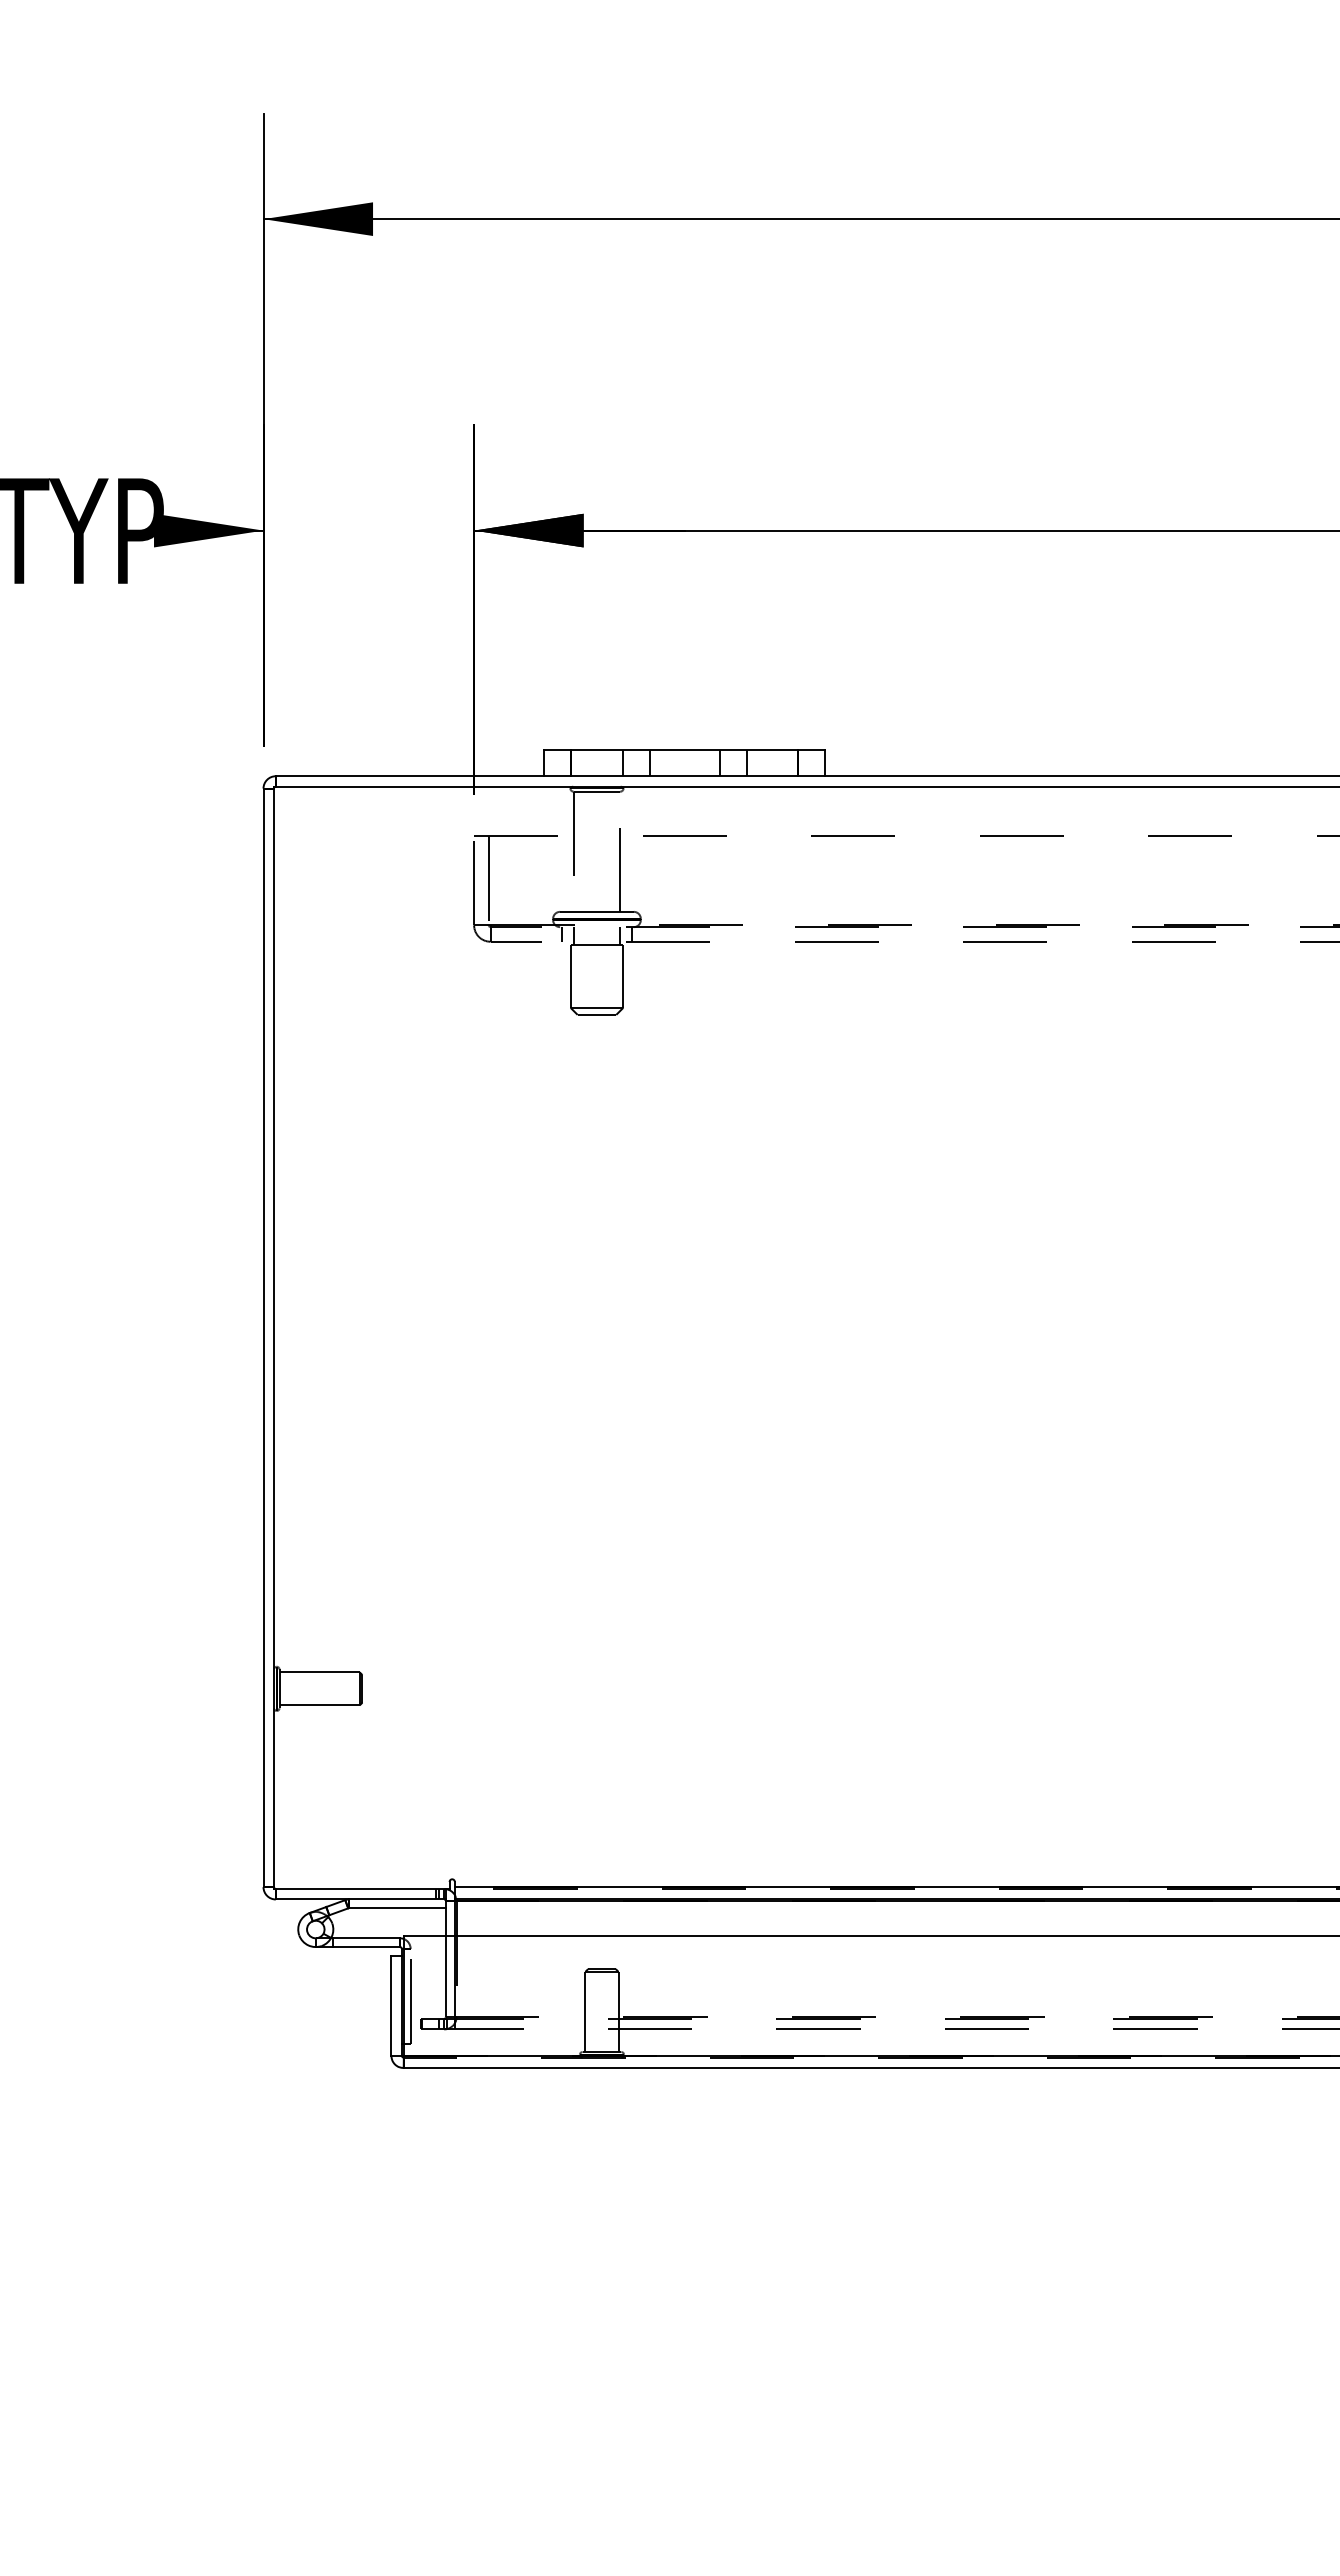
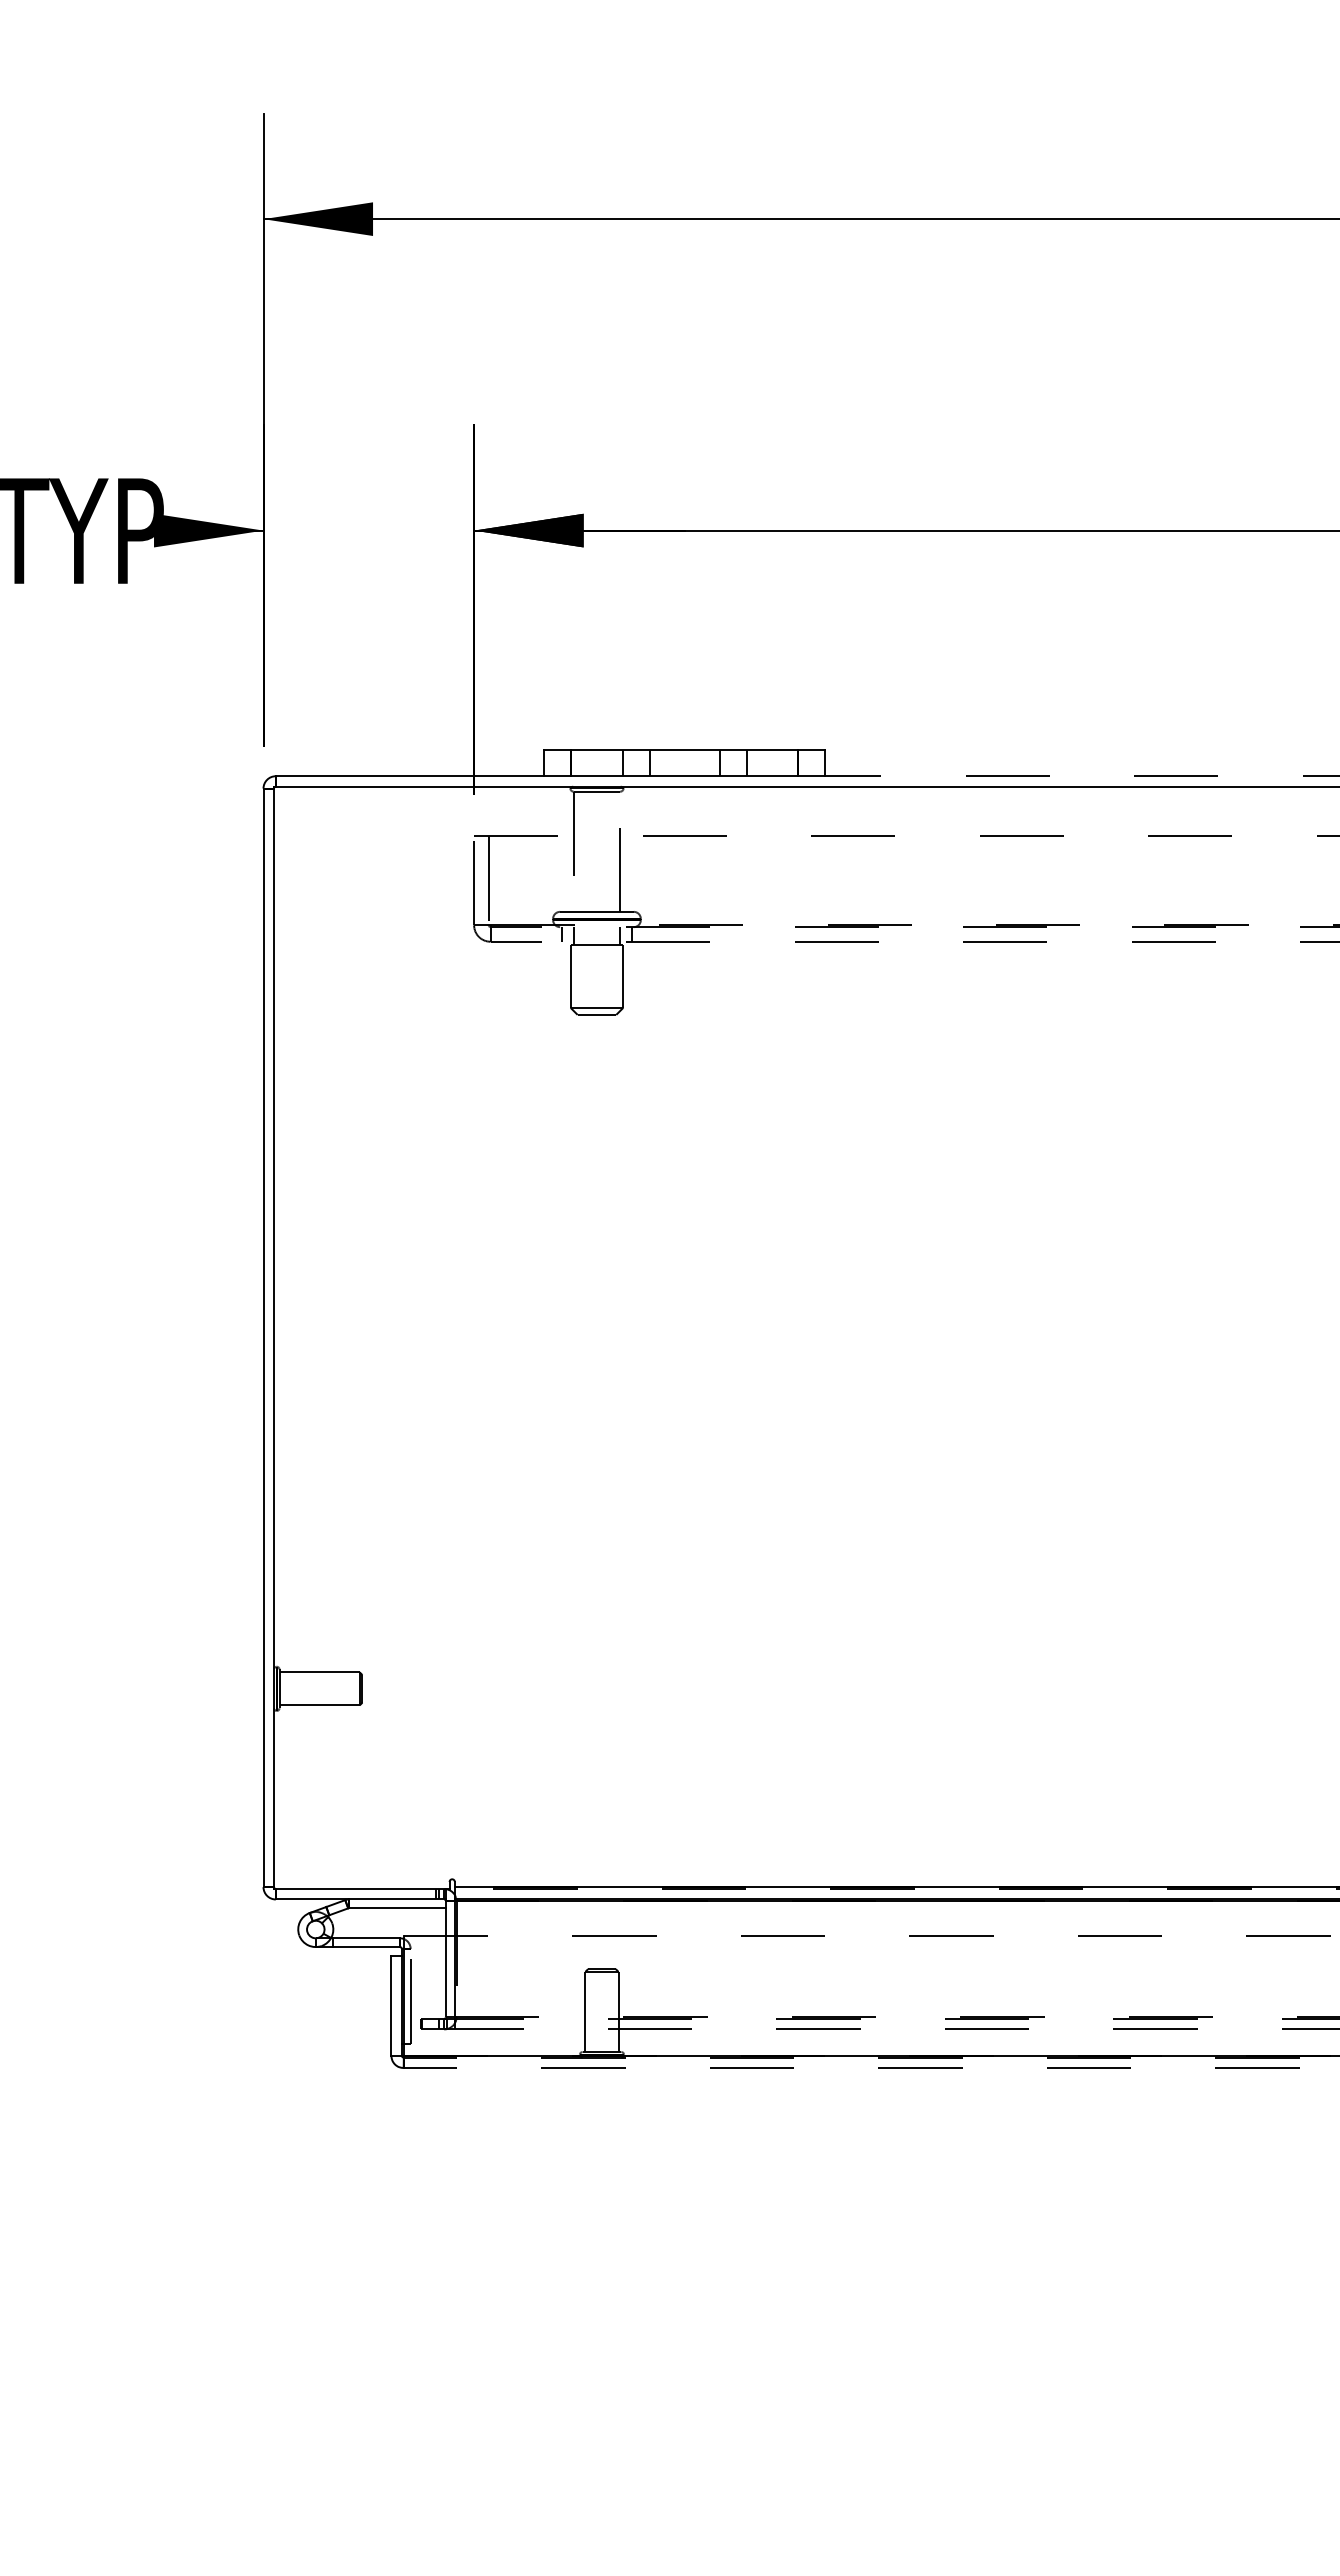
line: solid -> dashed (1082, 776)
line: solid -> dashed (871, 1936)
line: solid -> dashed (871, 2068)
